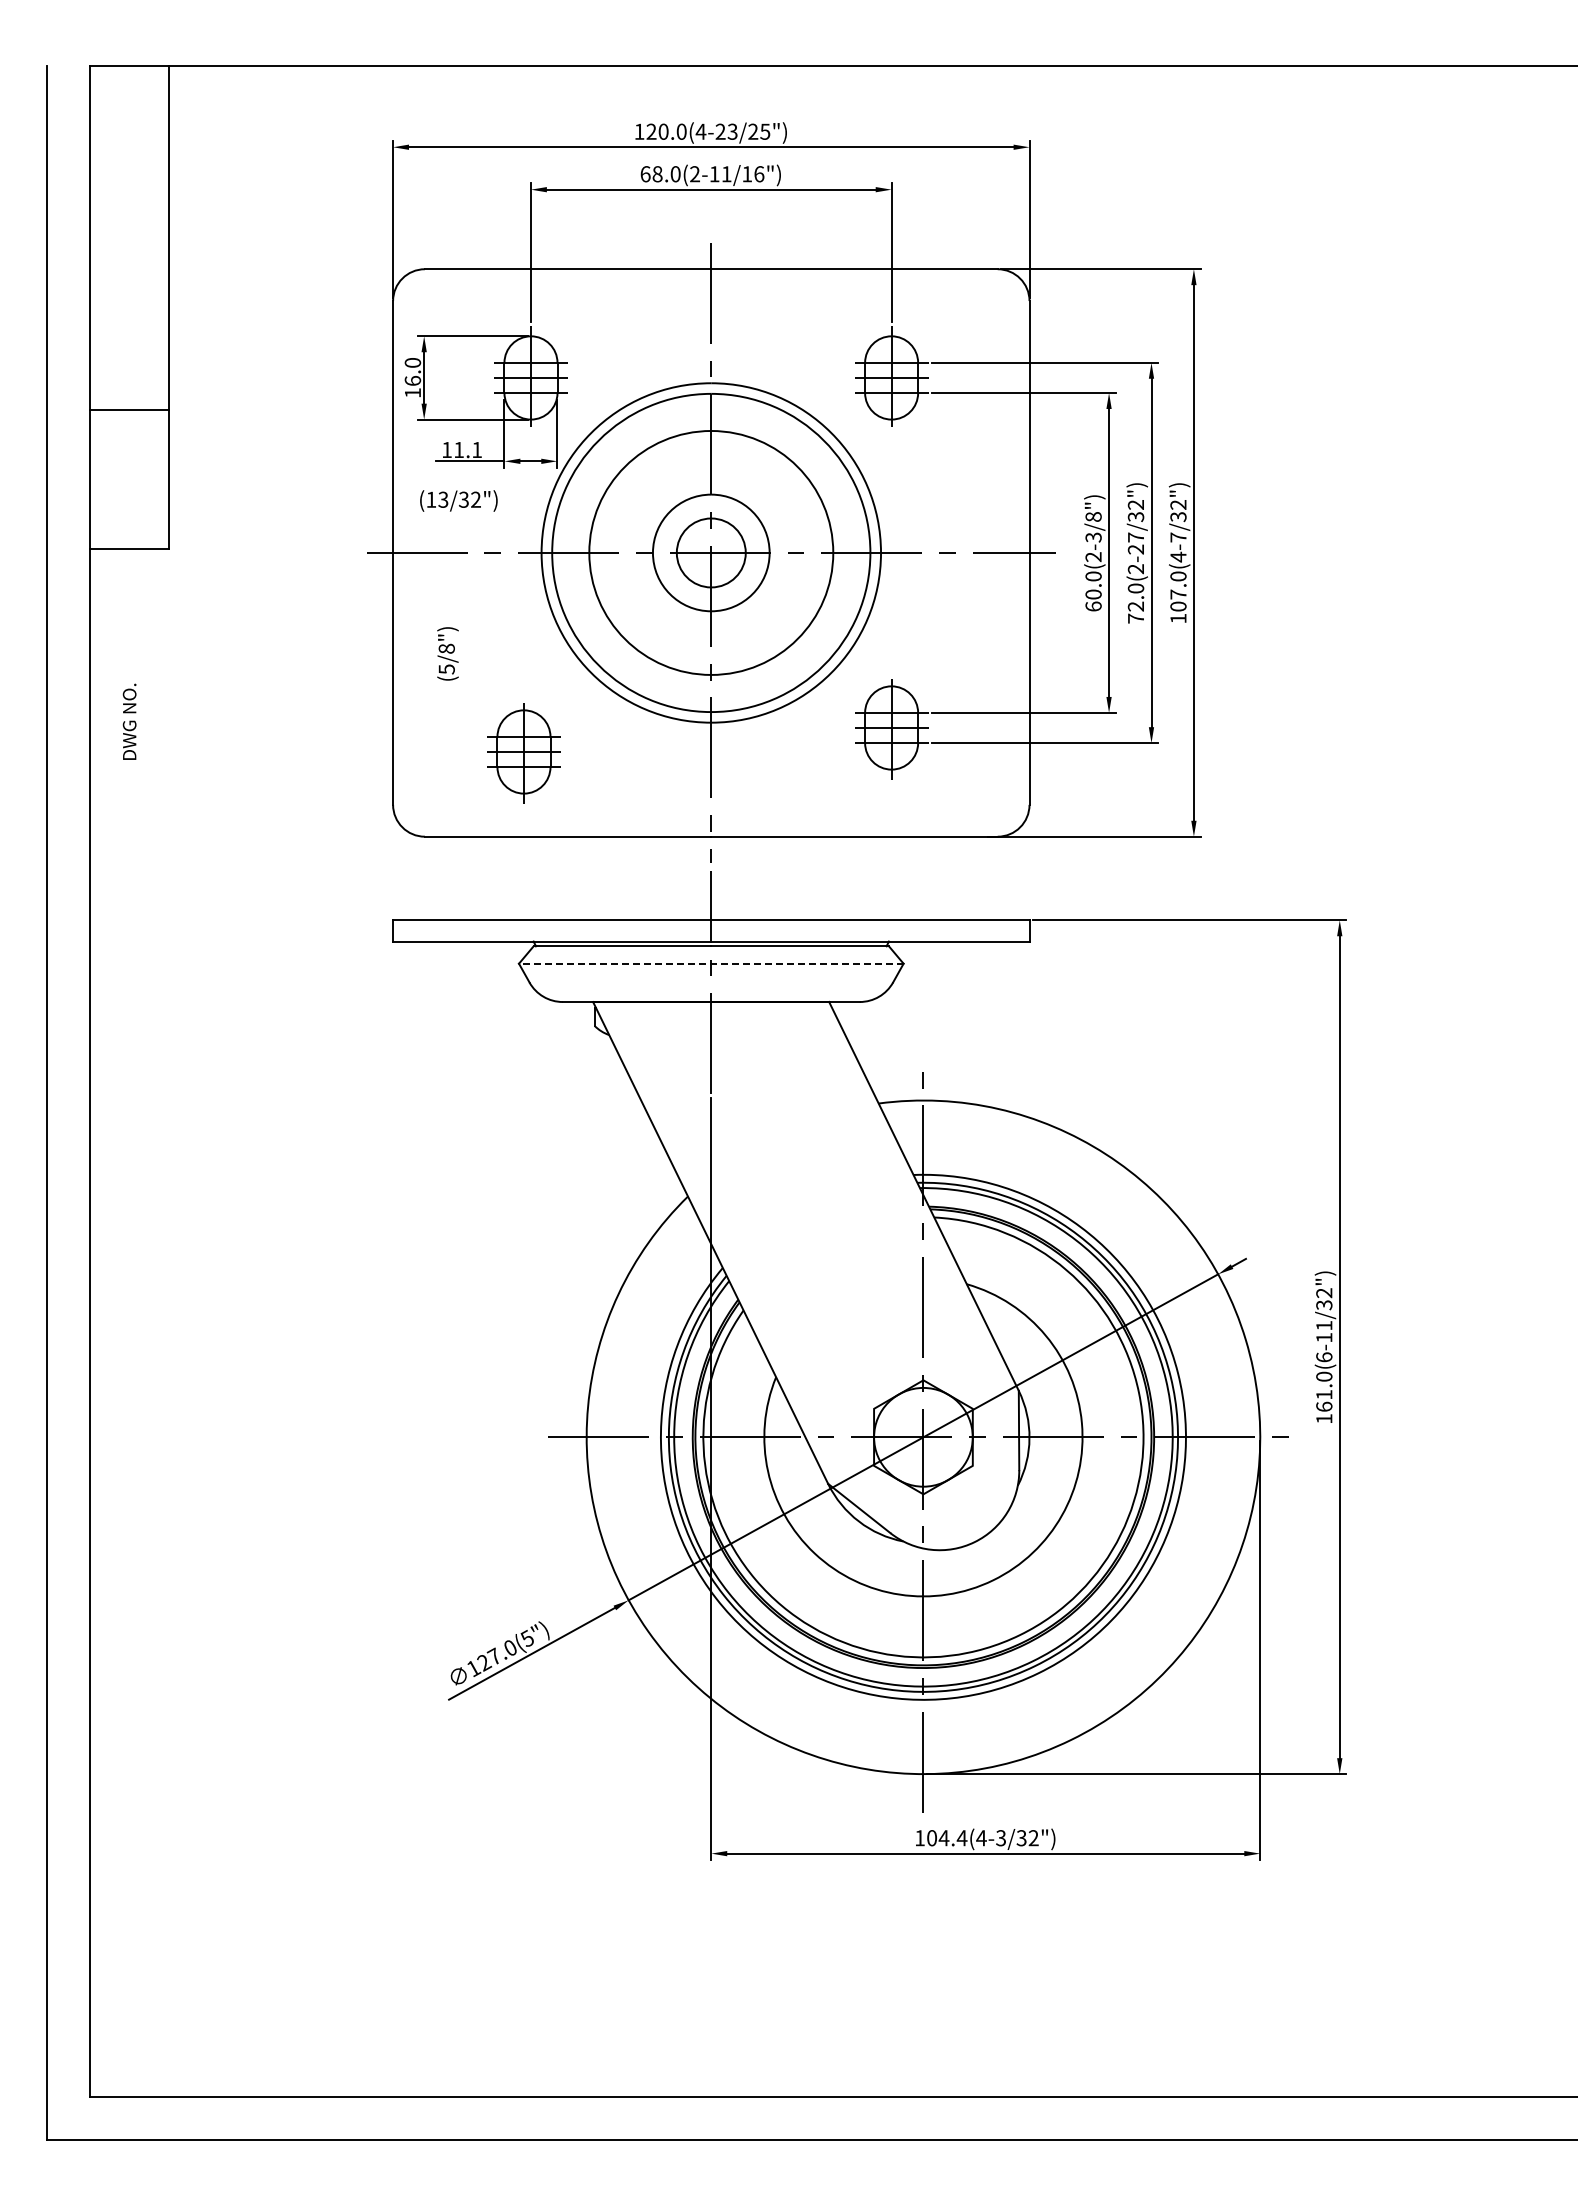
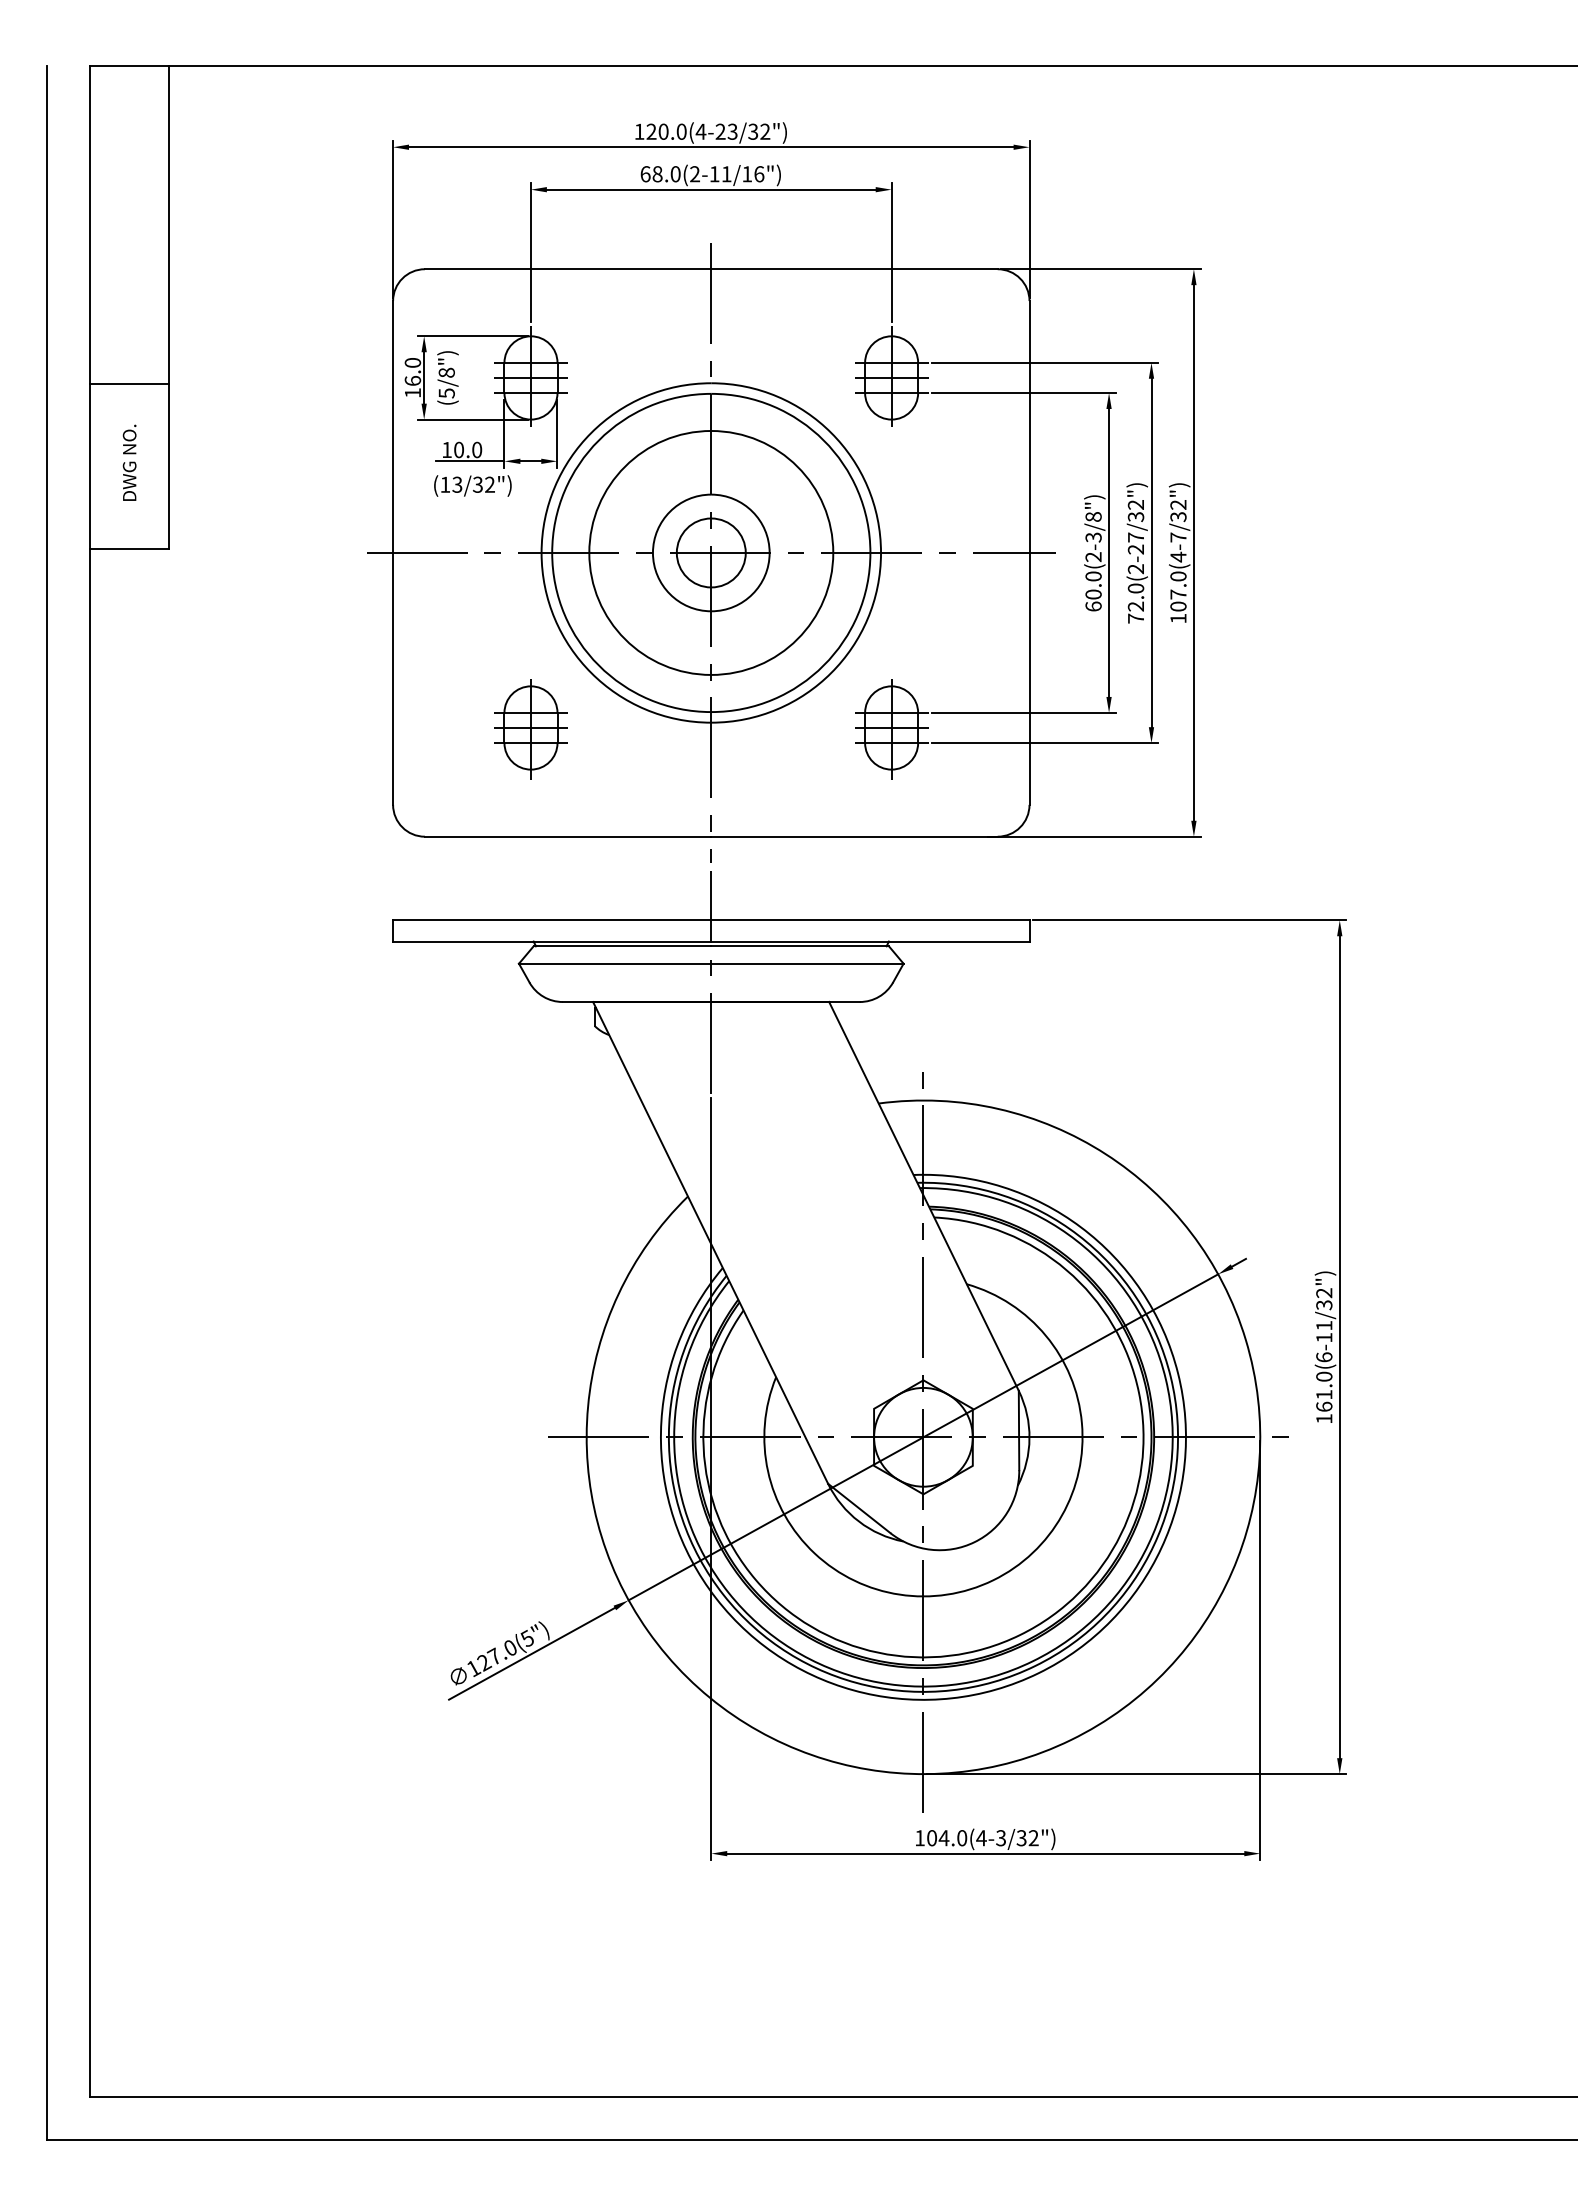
text: 120.0(4-23/25") -> 120.0(4-23/32") (759, 131)
line position: (129, 410) -> (129, 384) (129, 384)
text: 11.1 -> 10.0 (468, 449)
text position: (458, 500) -> (472, 485) (472, 485)
text position: (447, 653) -> (447, 377) (447, 377)
text position: (129, 721) -> (129, 462) (129, 462)
part position: (523, 753) -> (530, 729) (530, 729)
line: dashed -> solid (710, 963)
text: 104.4(4-3/32") -> 104.0(4-3/32") (961, 1838)
